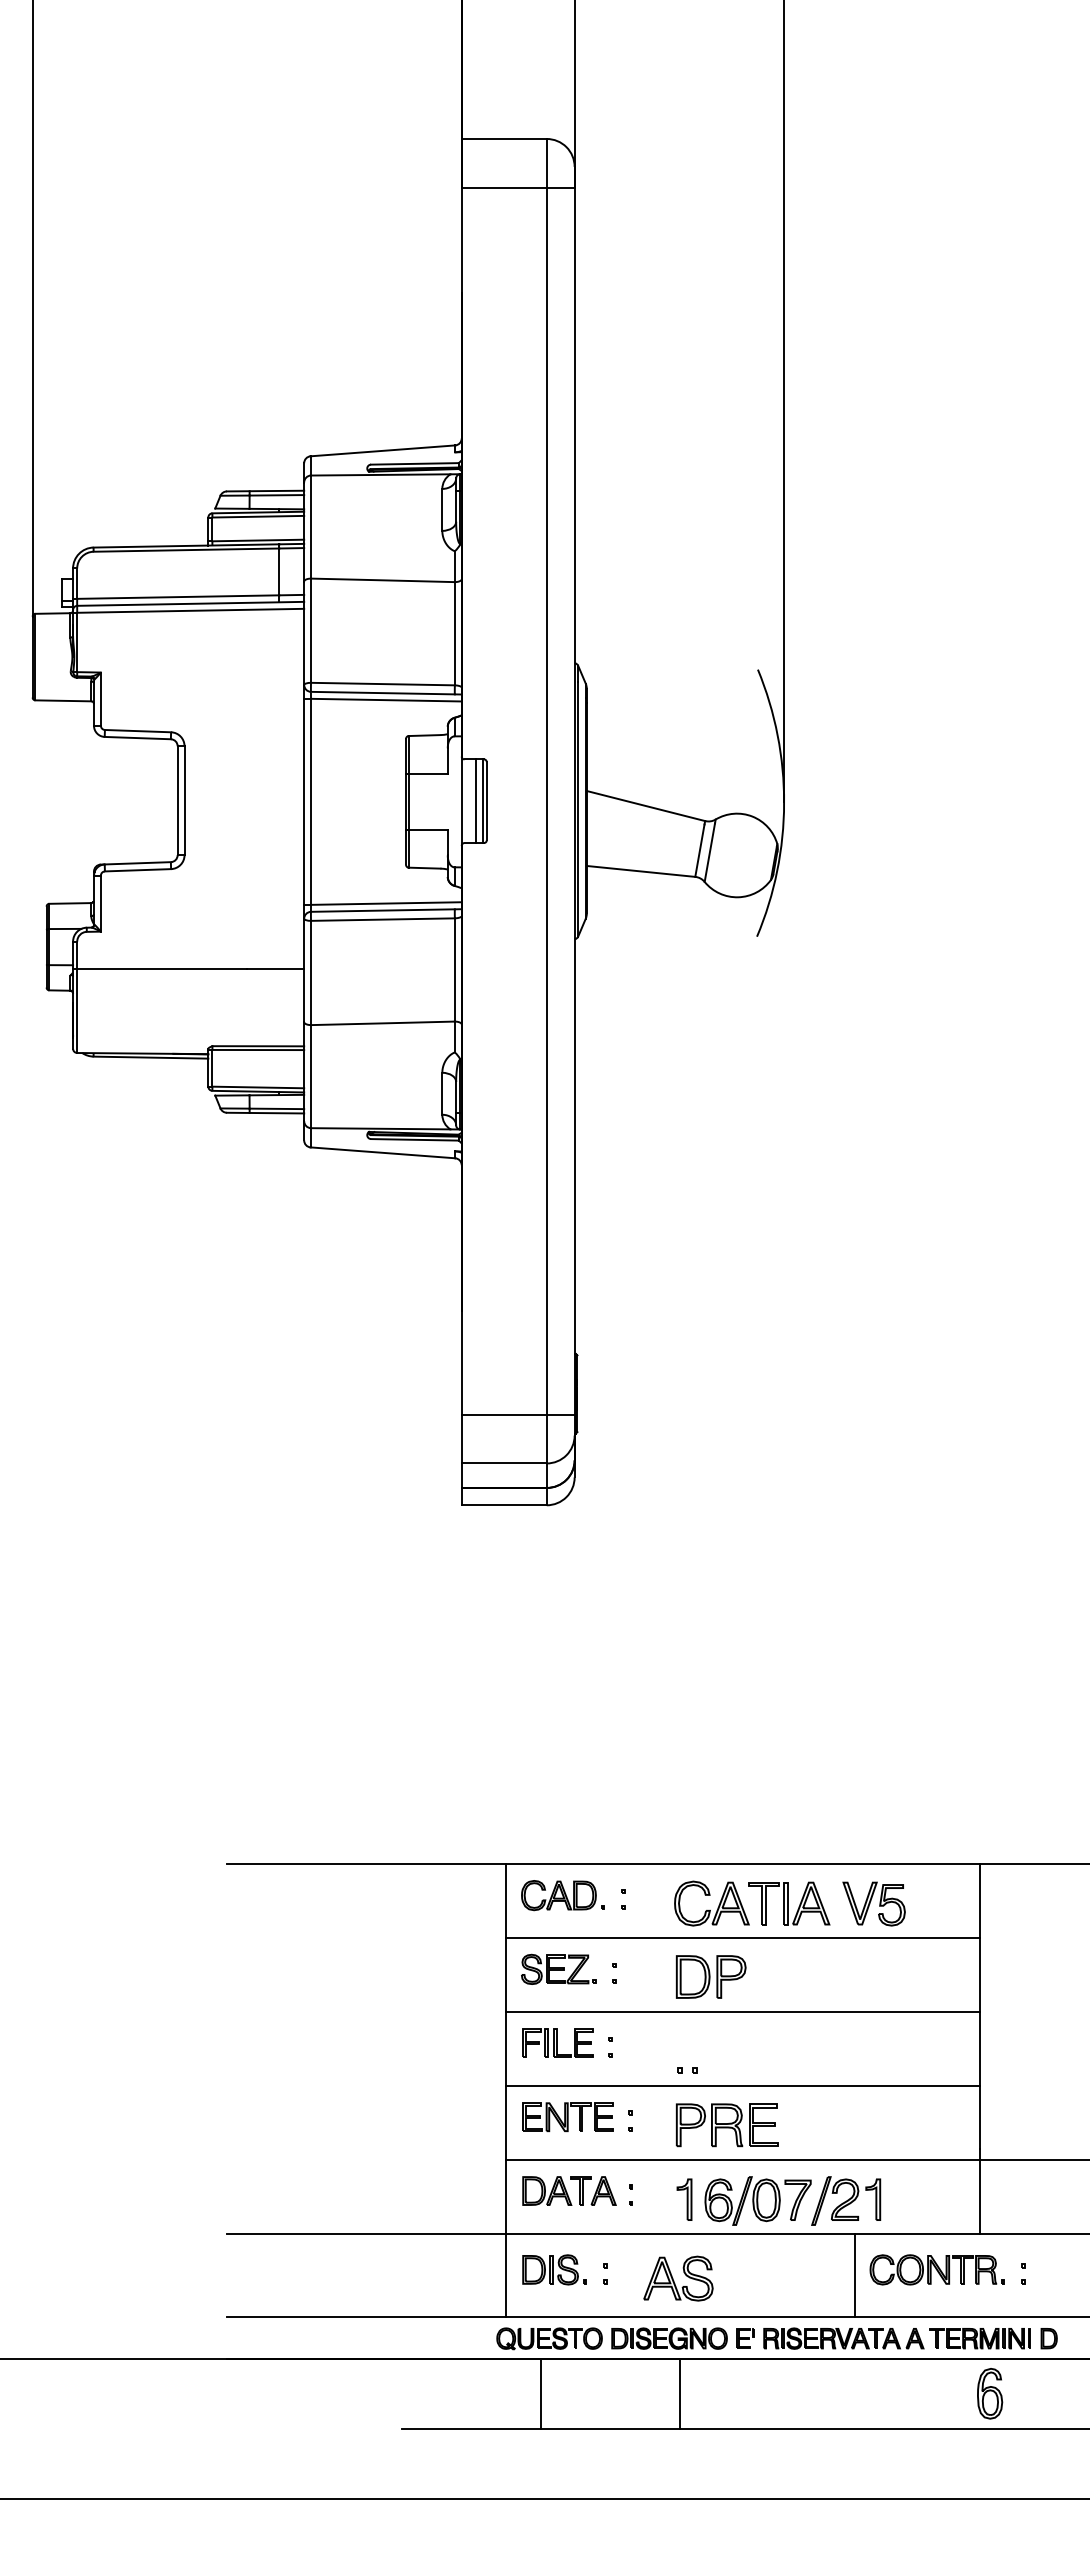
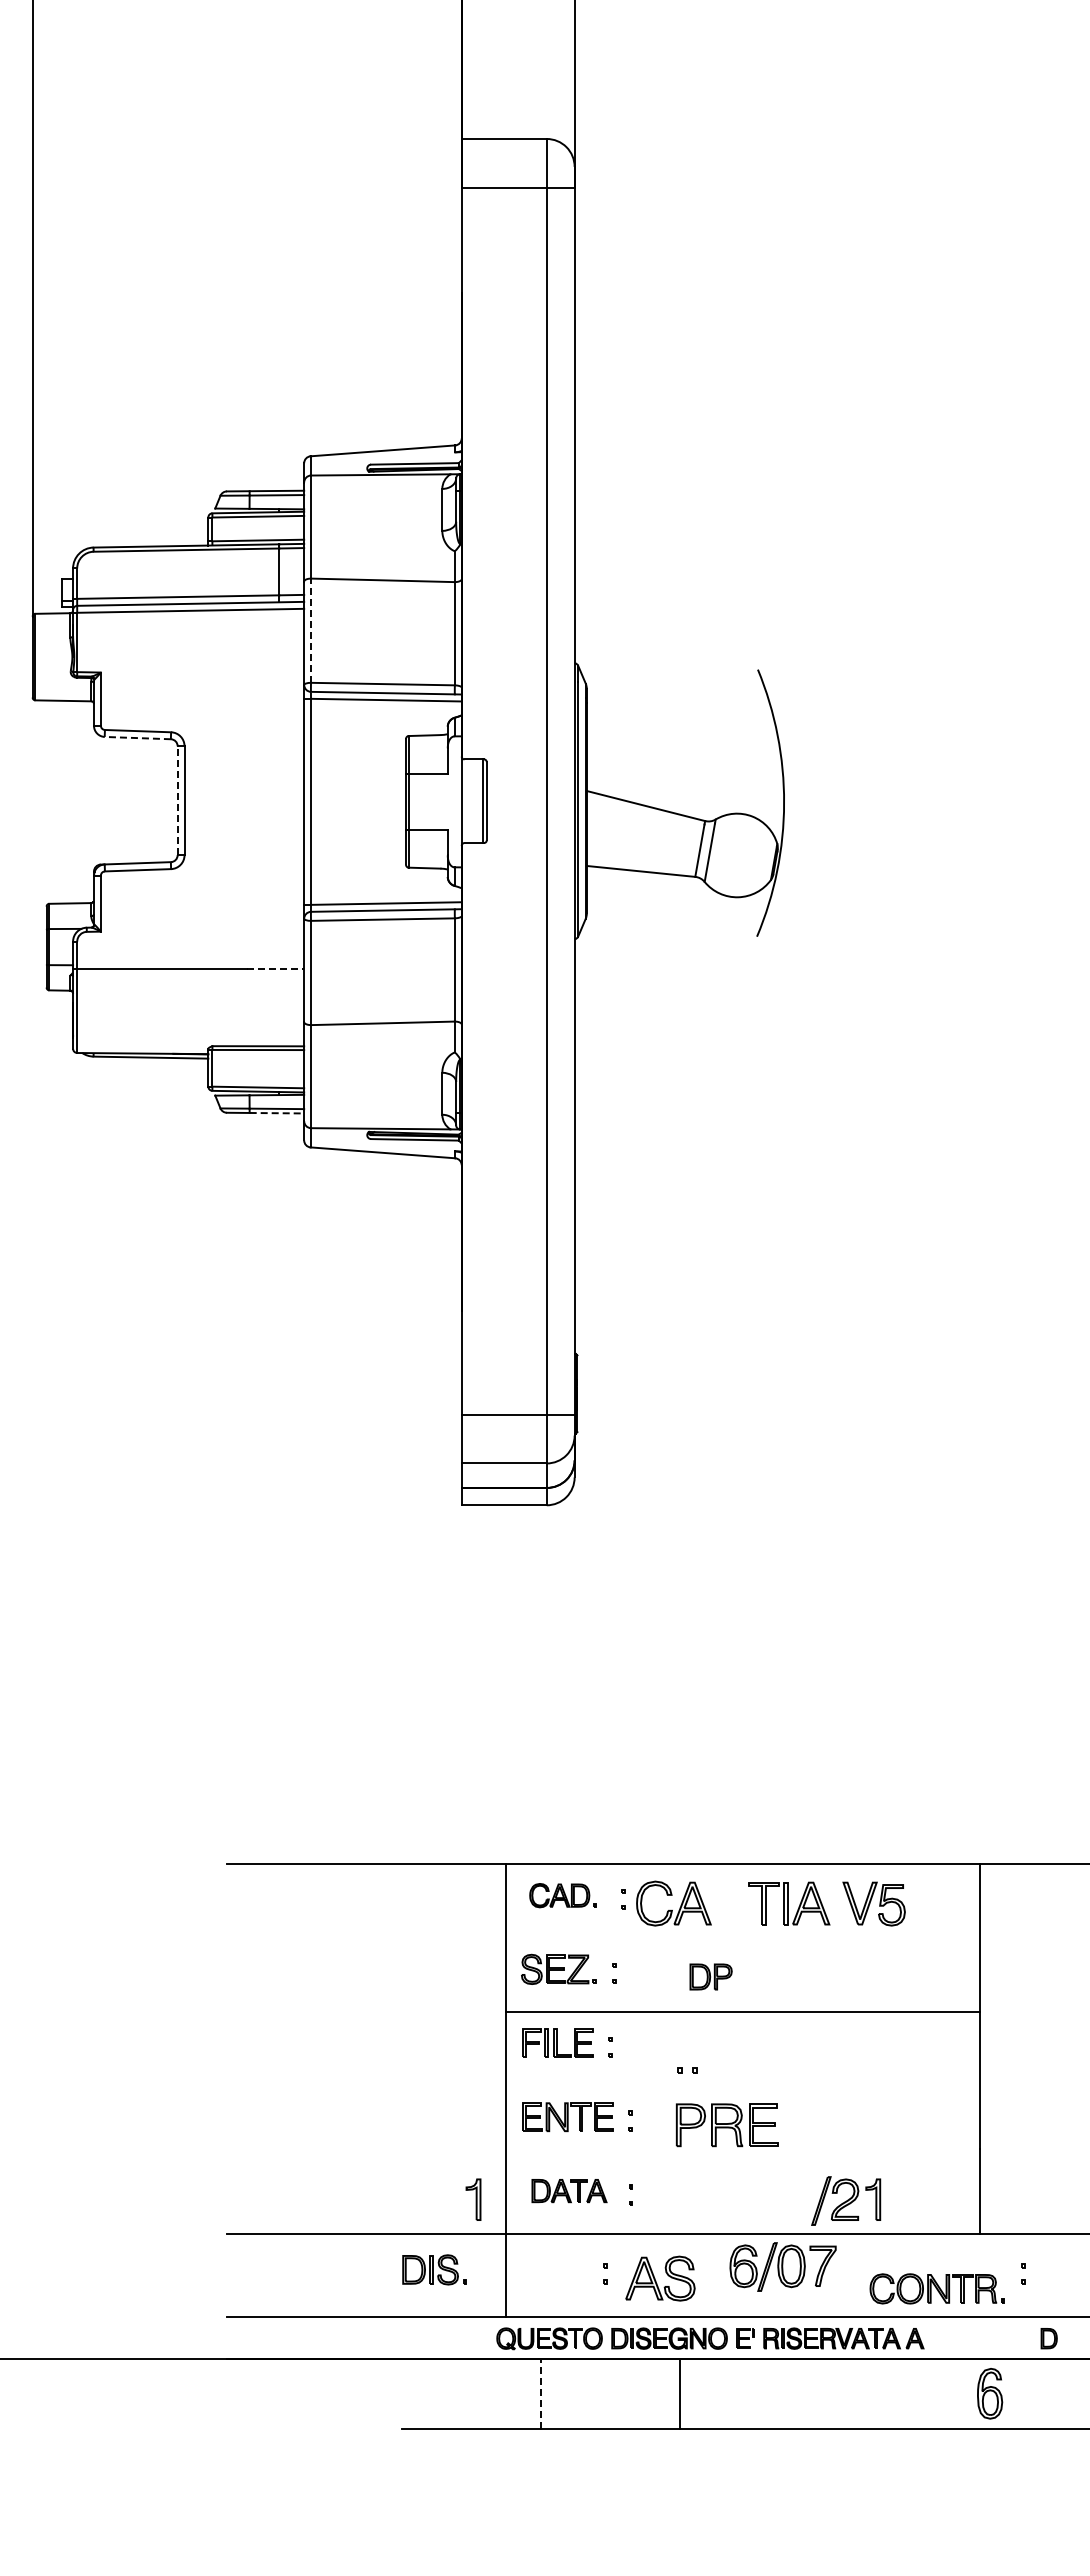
line: present -> none (784, 402)
line: solid -> dashed (311, 630)
line: solid -> dashed (137, 738)
line: solid -> dashed (177, 800)
line: present -> none (476, 801)
line: solid -> dashed (276, 969)
line: solid -> dashed (277, 1113)
part size: 84x32 px -> 68x26 px (562, 1895)
part position: (710, 1909) -> (672, 1909) (672, 1909)
line: present -> none (743, 1938)
part size: 72x44 px -> 44x28 px (710, 1976)
line: present -> none (743, 2086)
line: present -> none (796, 2159)
part size: 95x30 px -> 77x25 px (569, 2191)
part position: (684, 2199) -> (473, 2199) (473, 2199)
part position: (757, 2200) -> (782, 2266) (782, 2266)
part position: (554, 2269) -> (434, 2269) (434, 2269)
part position: (936, 2269) -> (936, 2288) (936, 2288)
line: present -> none (854, 2275)
part position: (678, 2278) -> (660, 2278) (660, 2278)
part: present -> none (979, 2338)
line: solid -> dashed (541, 2394)
line: present -> none (544, 2498)
